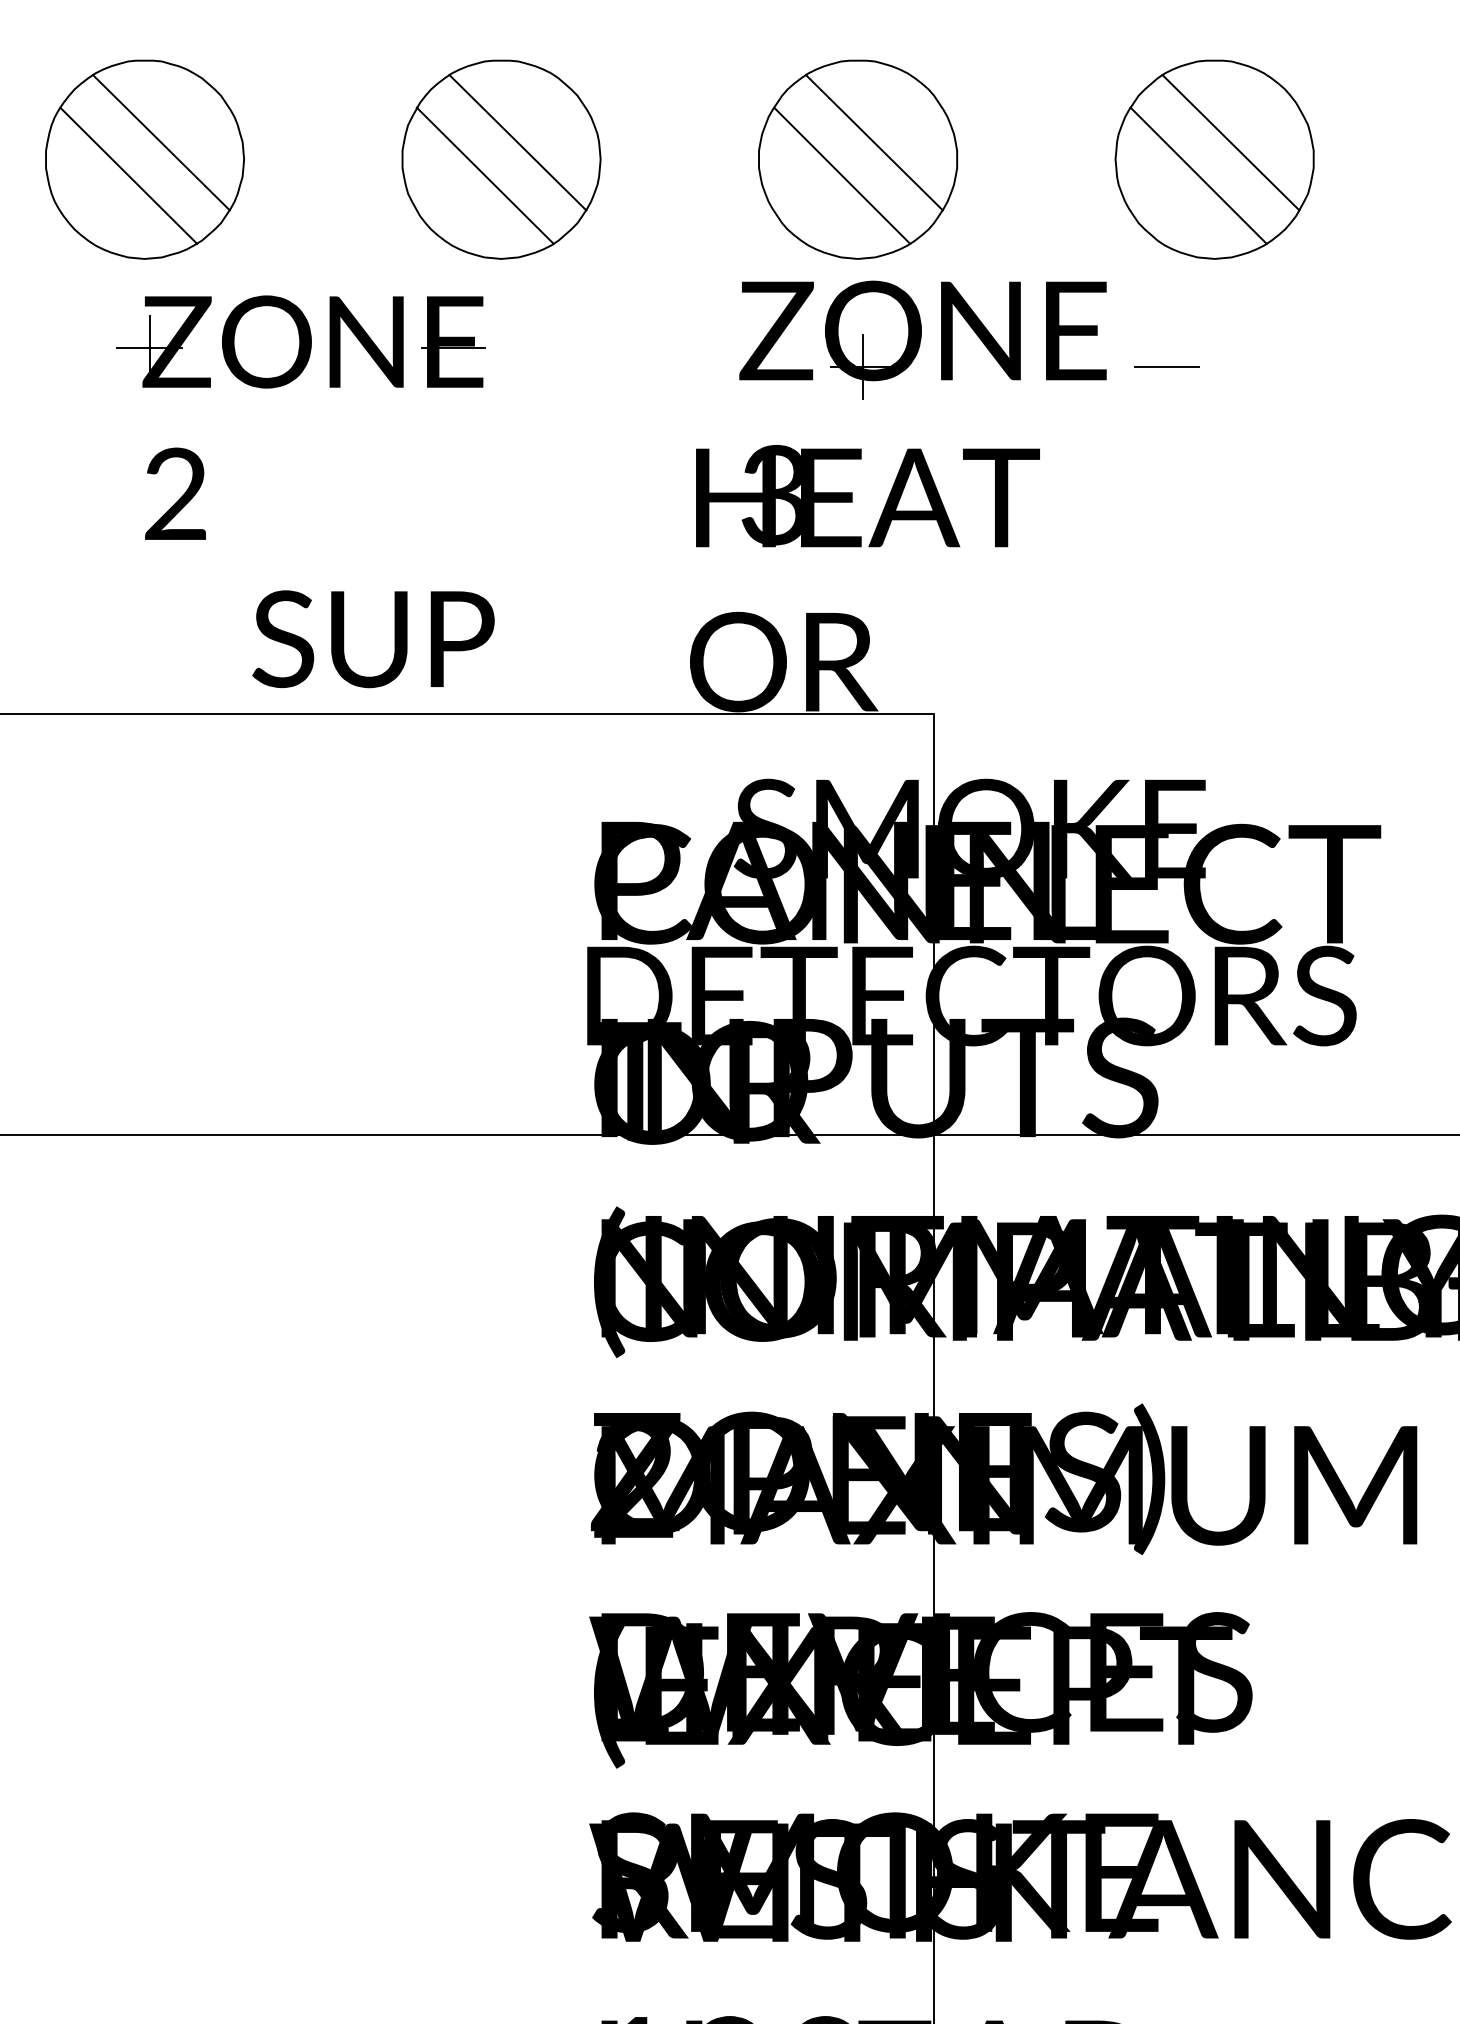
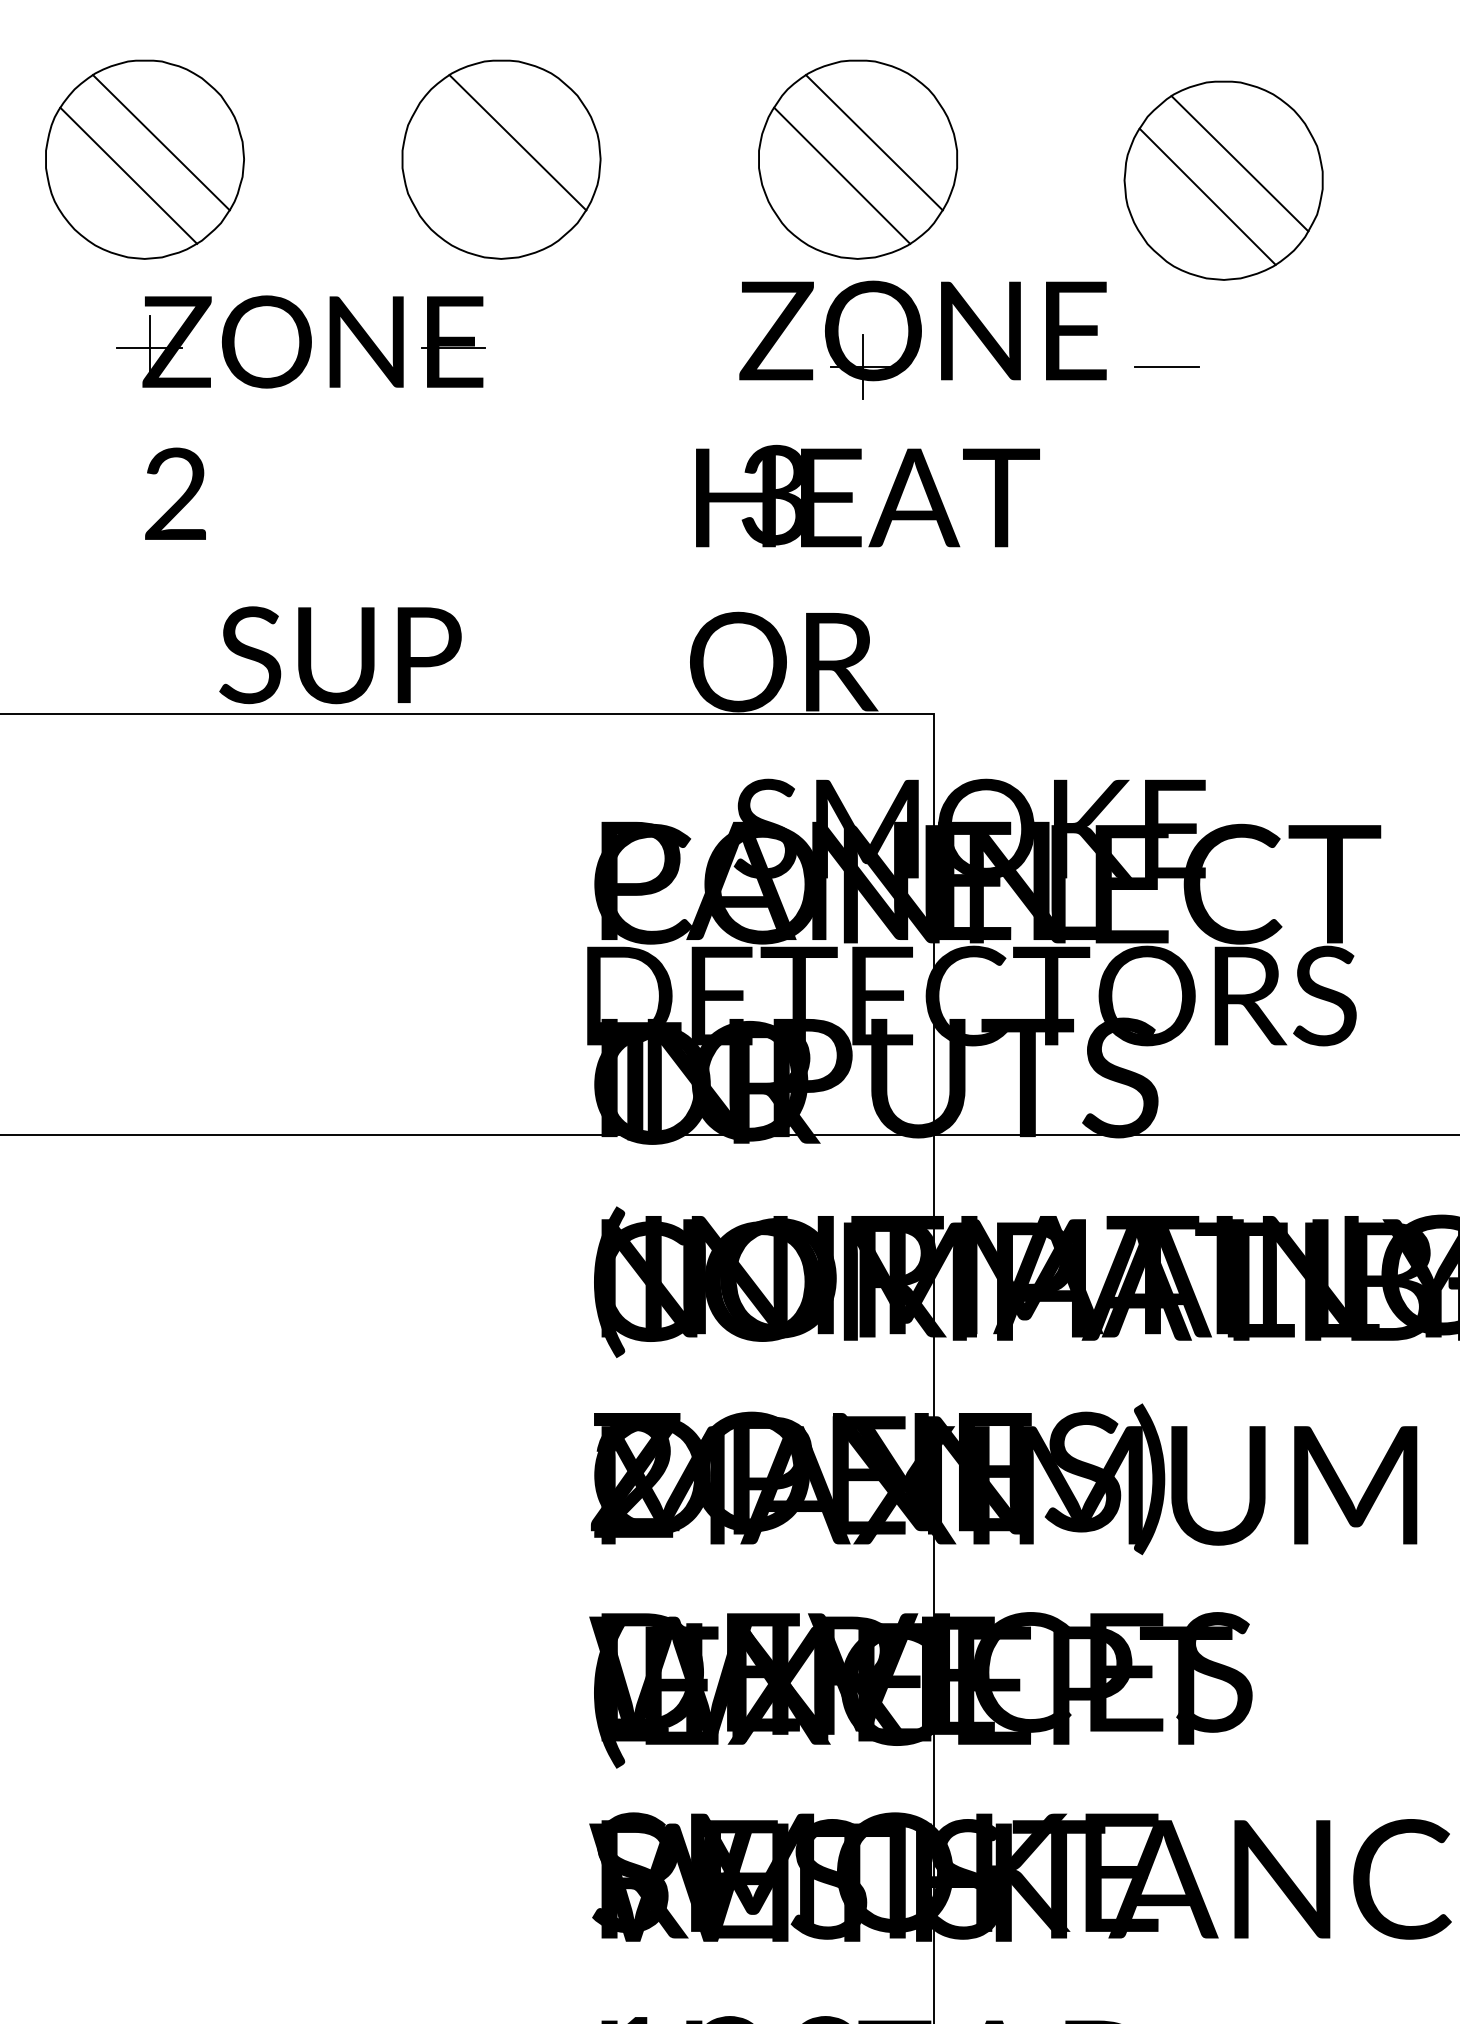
part position: (1214, 159) -> (1223, 180) (1223, 180)
line: present -> none (484, 175)
text position: (373, 639) -> (340, 655) (340, 655)
